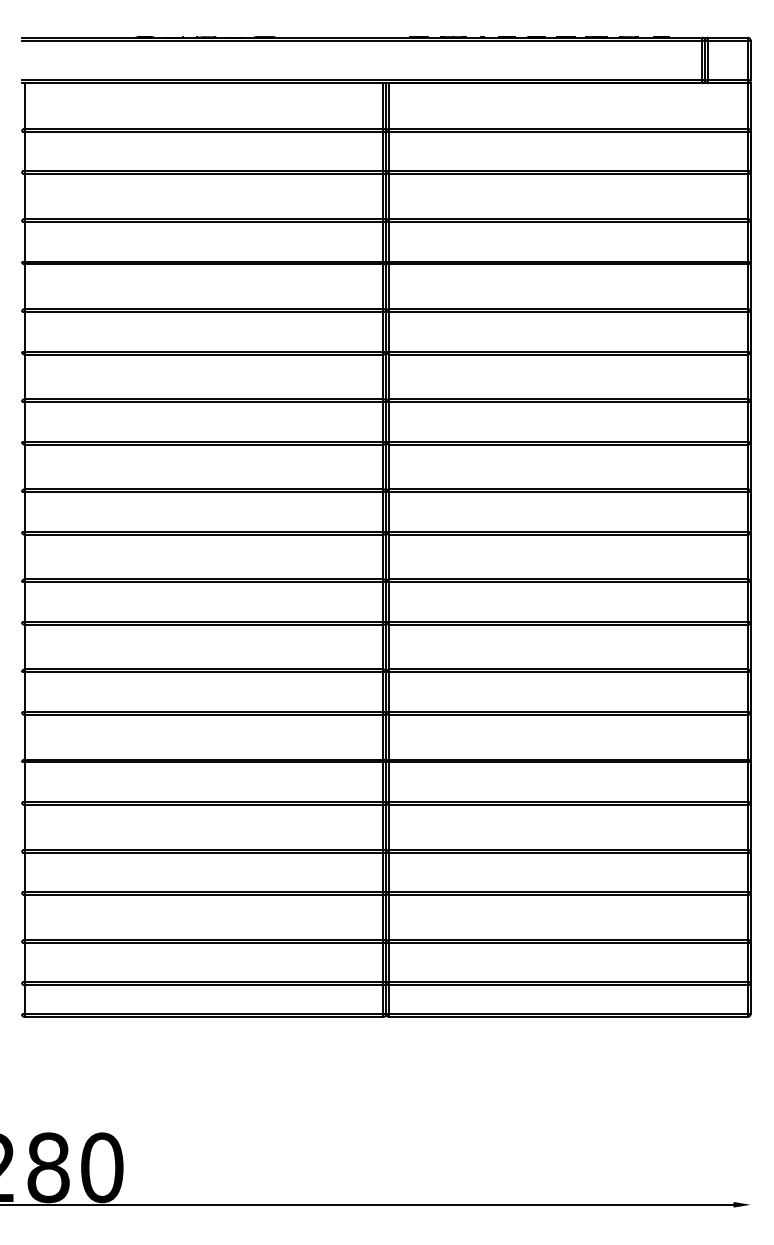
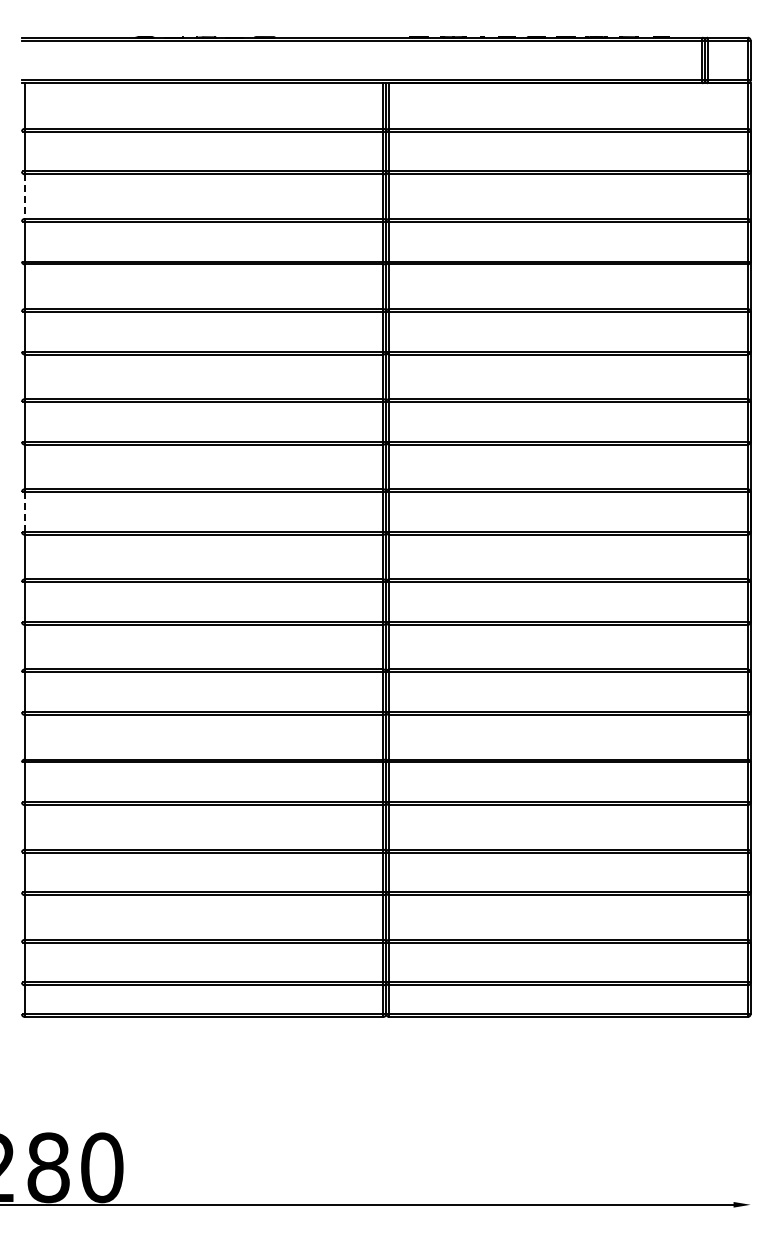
line: solid -> dashed (24, 196)
line: solid -> dashed (24, 512)
